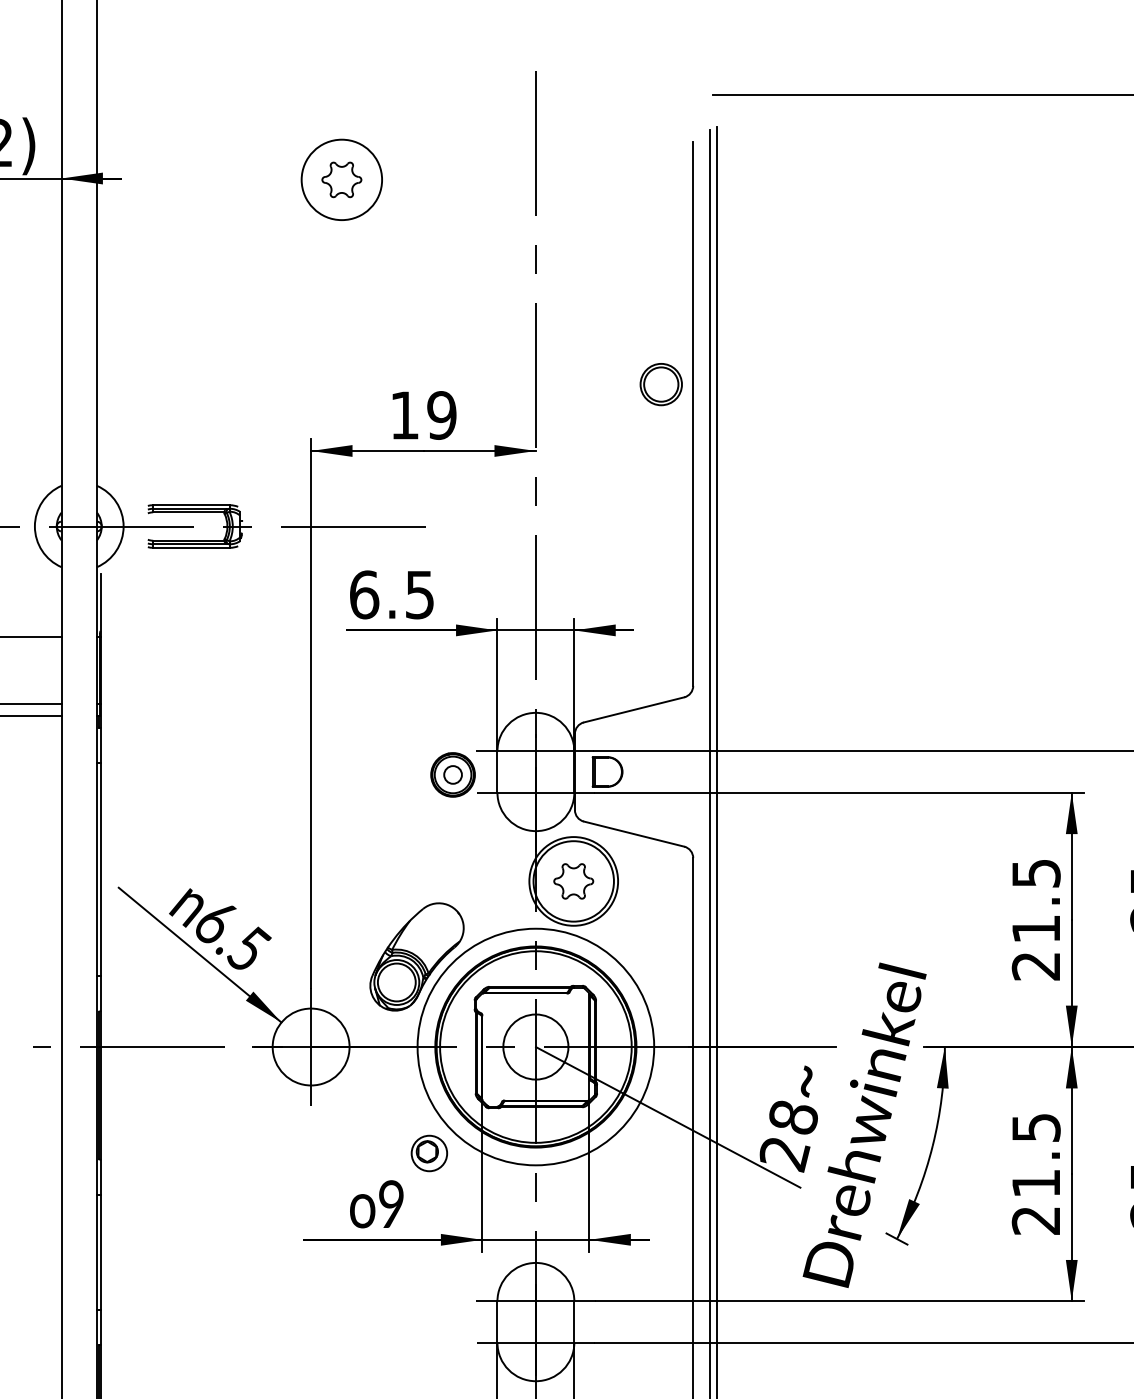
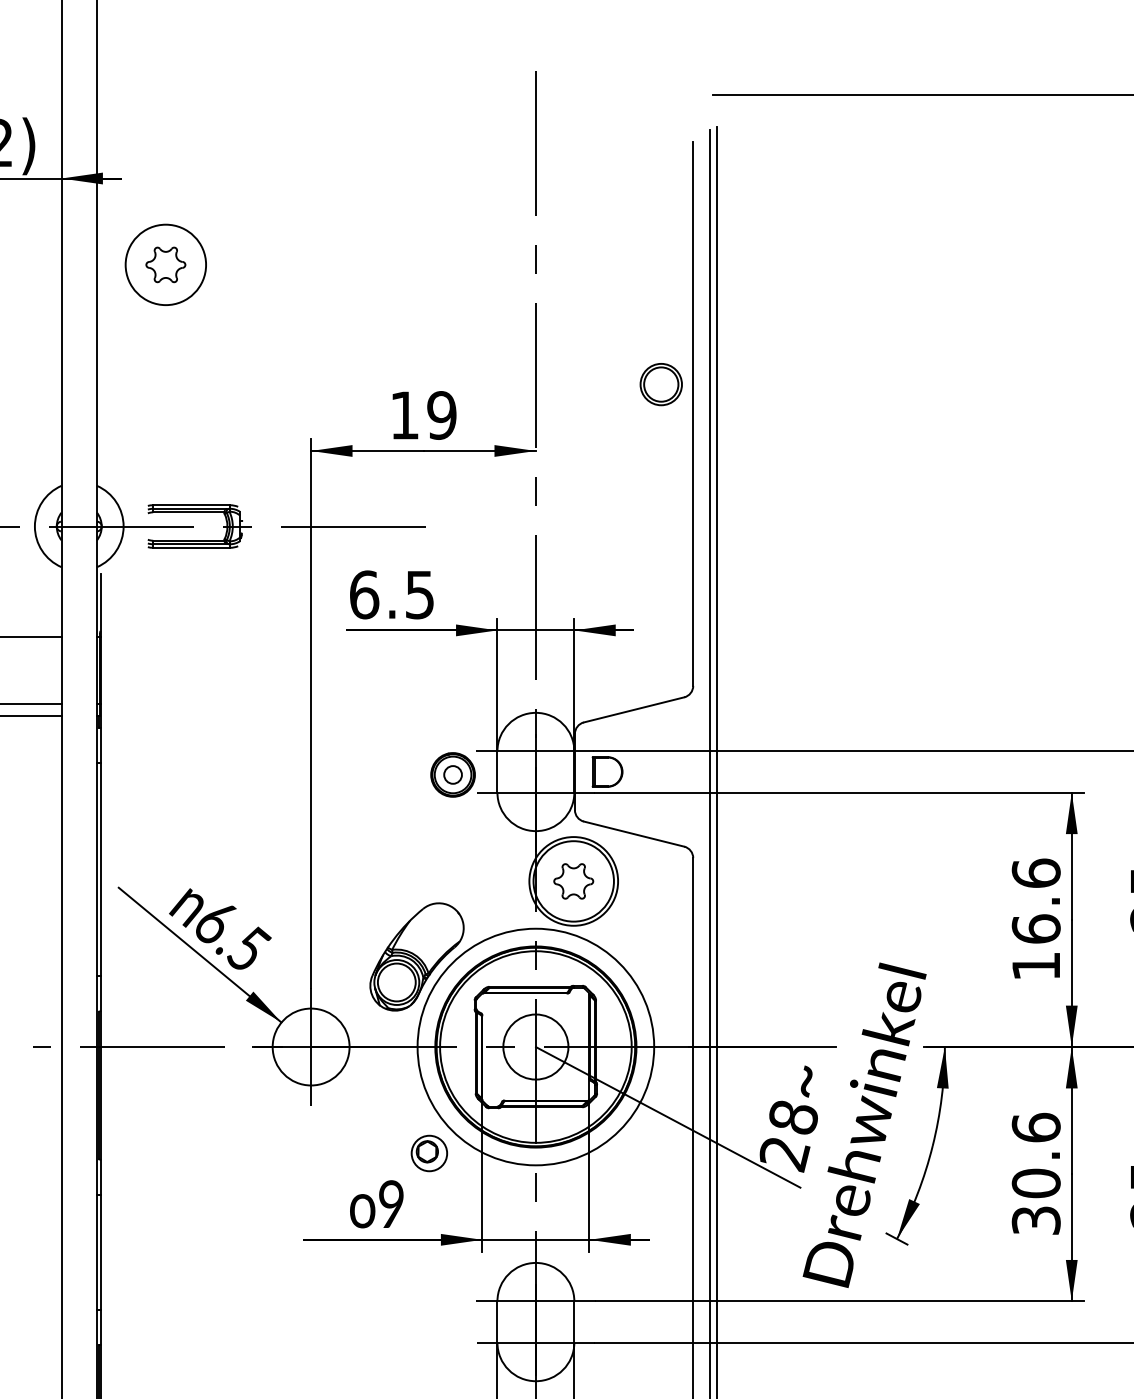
part position: (341, 179) -> (165, 264) (165, 264)
text: 21.5 -> 16.6 (1035, 919)
text: 21.5 -> 30.6 (1035, 1173)
